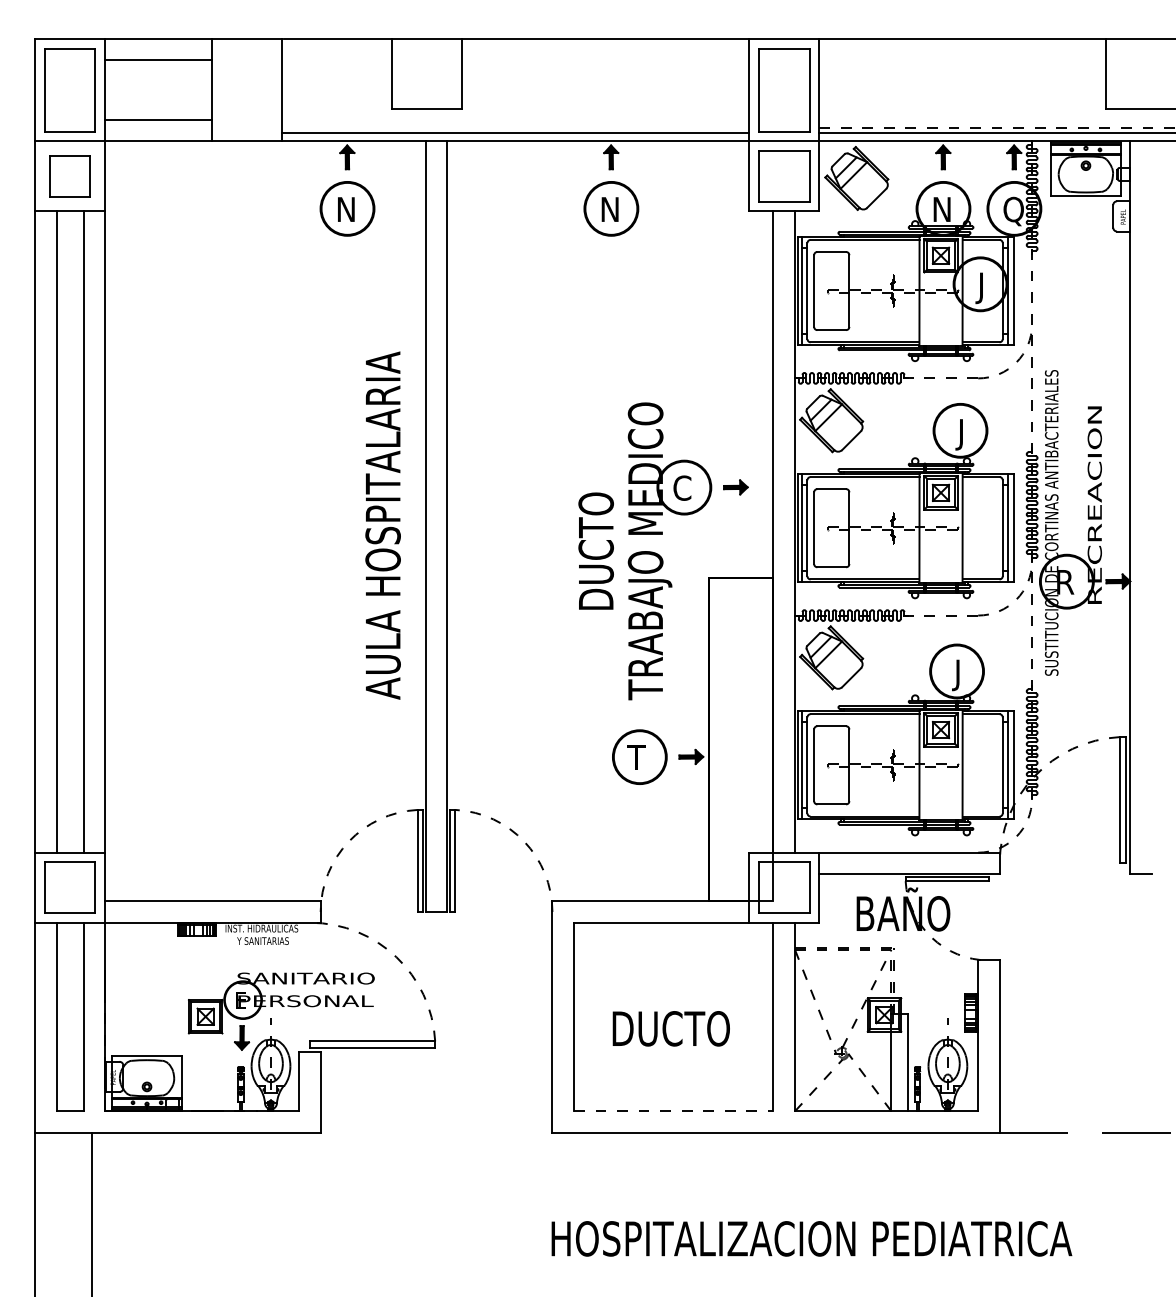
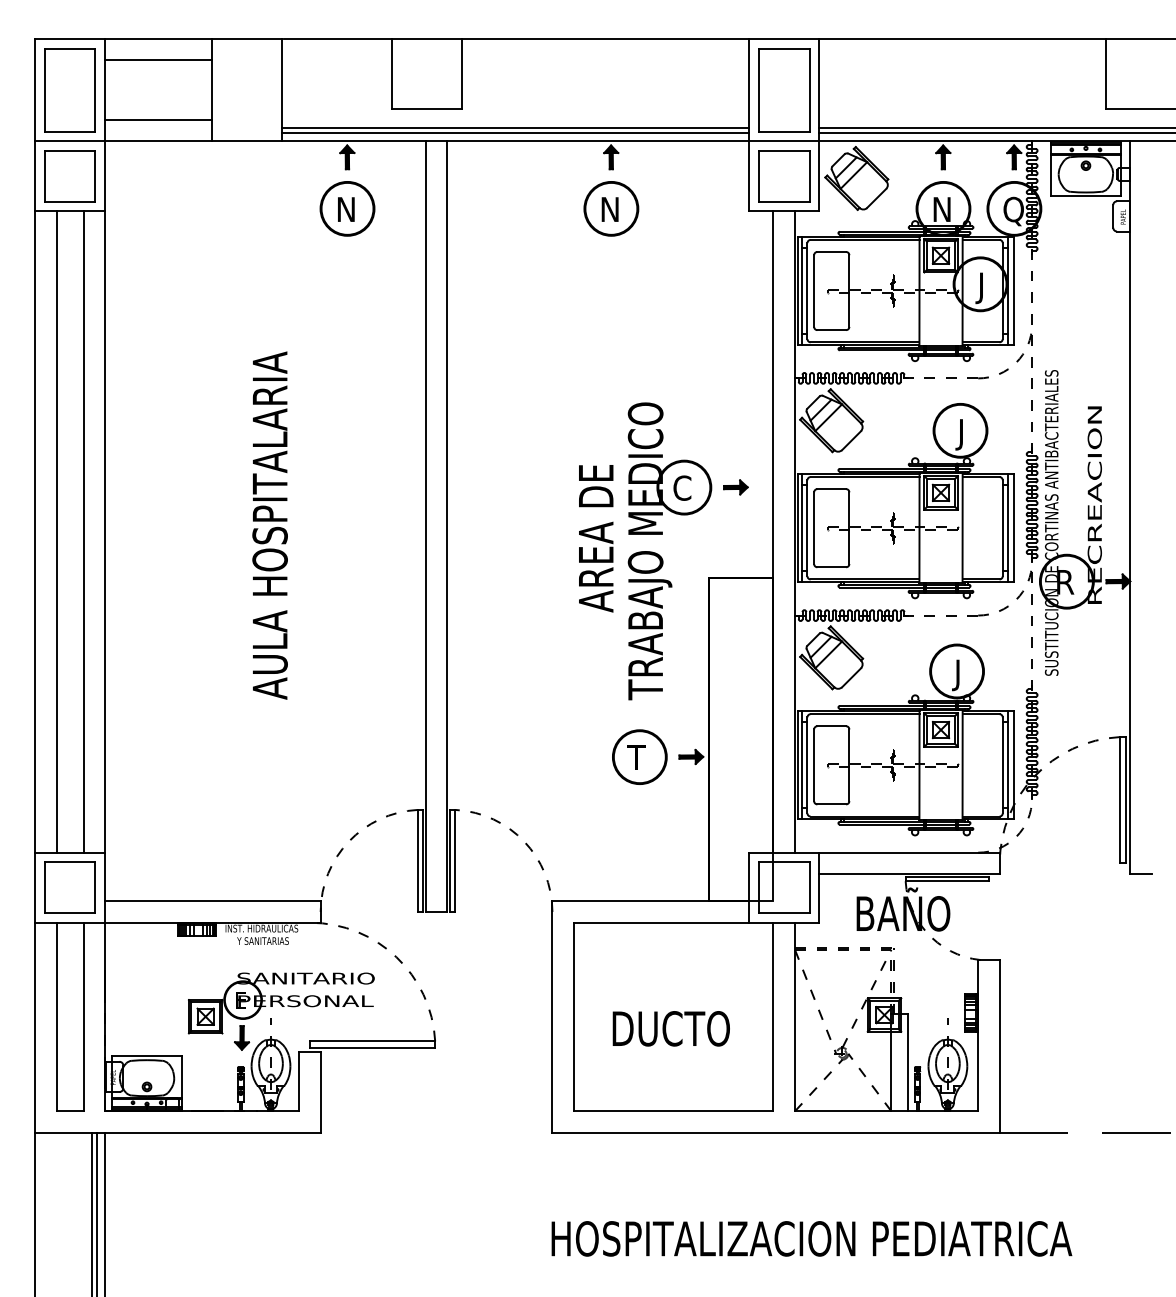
line: none -> present (515, 127)
line: dashed -> solid (997, 127)
part size: 42x43 px -> 52x53 px (69, 176)
text position: (382, 525) -> (269, 525) (269, 525)
text: DUCTO -> AREA DE (595, 538)
line: dashed -> solid (673, 1111)
line: none -> present (97, 1212)
line: none -> present (105, 1212)
